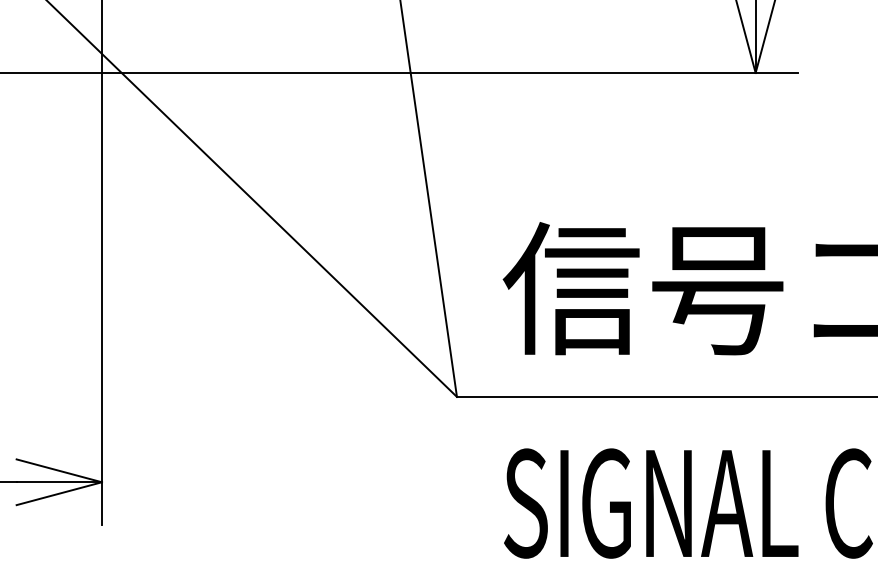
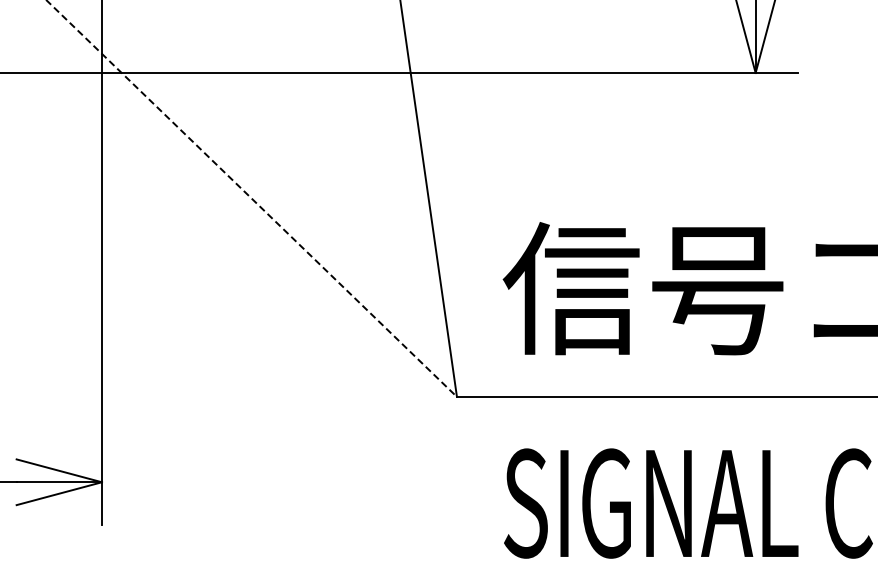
line: solid -> dashed (252, 198)
